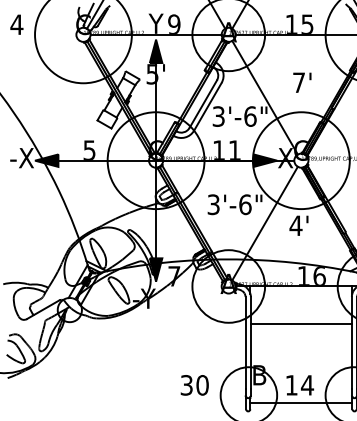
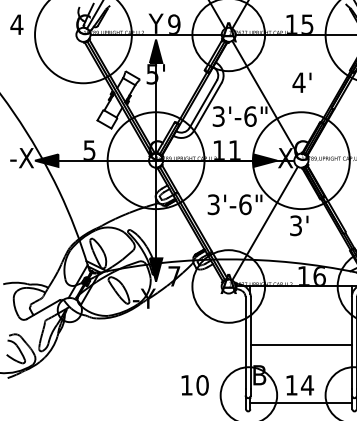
text: 7' -> 4' (298, 82)
text: 4' -> 3' (295, 225)
line position: (300, 323) -> (300, 344) (300, 344)
text: 30 -> 10 (186, 385)
